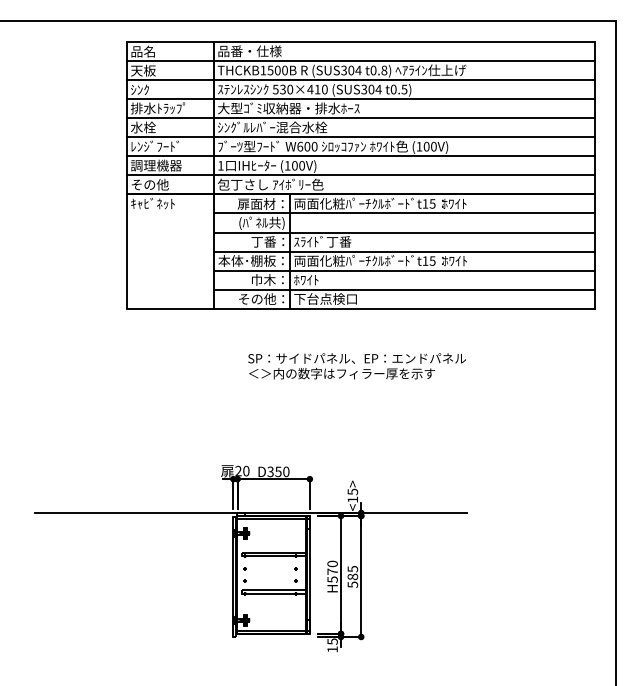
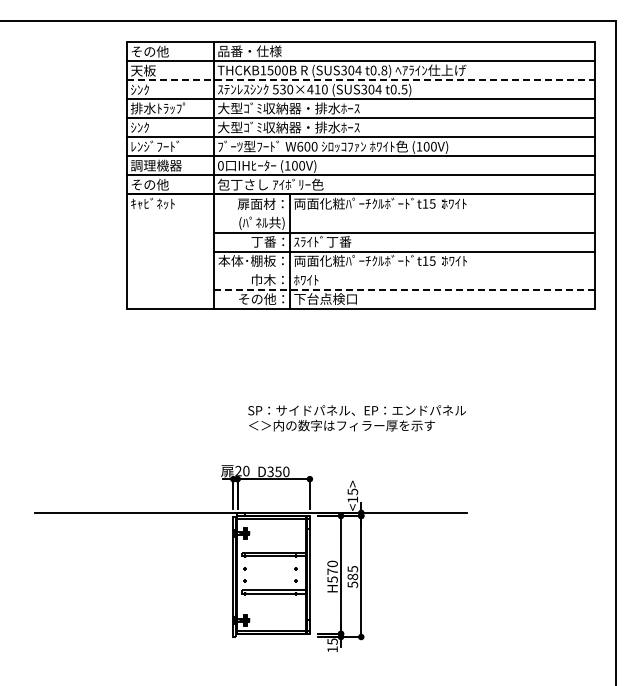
text: 品名 -> その他 (149, 51)
line: solid -> dashed (361, 80)
text: 水栓 -> ｼﾝｸ (143, 127)
text: ｼﾝｸﾞﾙﾚﾊﾞｰ混合水栓 -> 大型ｺﾞﾐ収納器・排水ﾎｰｽ (288, 127)
text: 1 -> 0 (220, 165)
line: present -> none (403, 213)
line: present -> none (403, 270)
line: solid -> dashed (404, 289)
text position: (356, 366) -> (356, 418) (356, 418)
